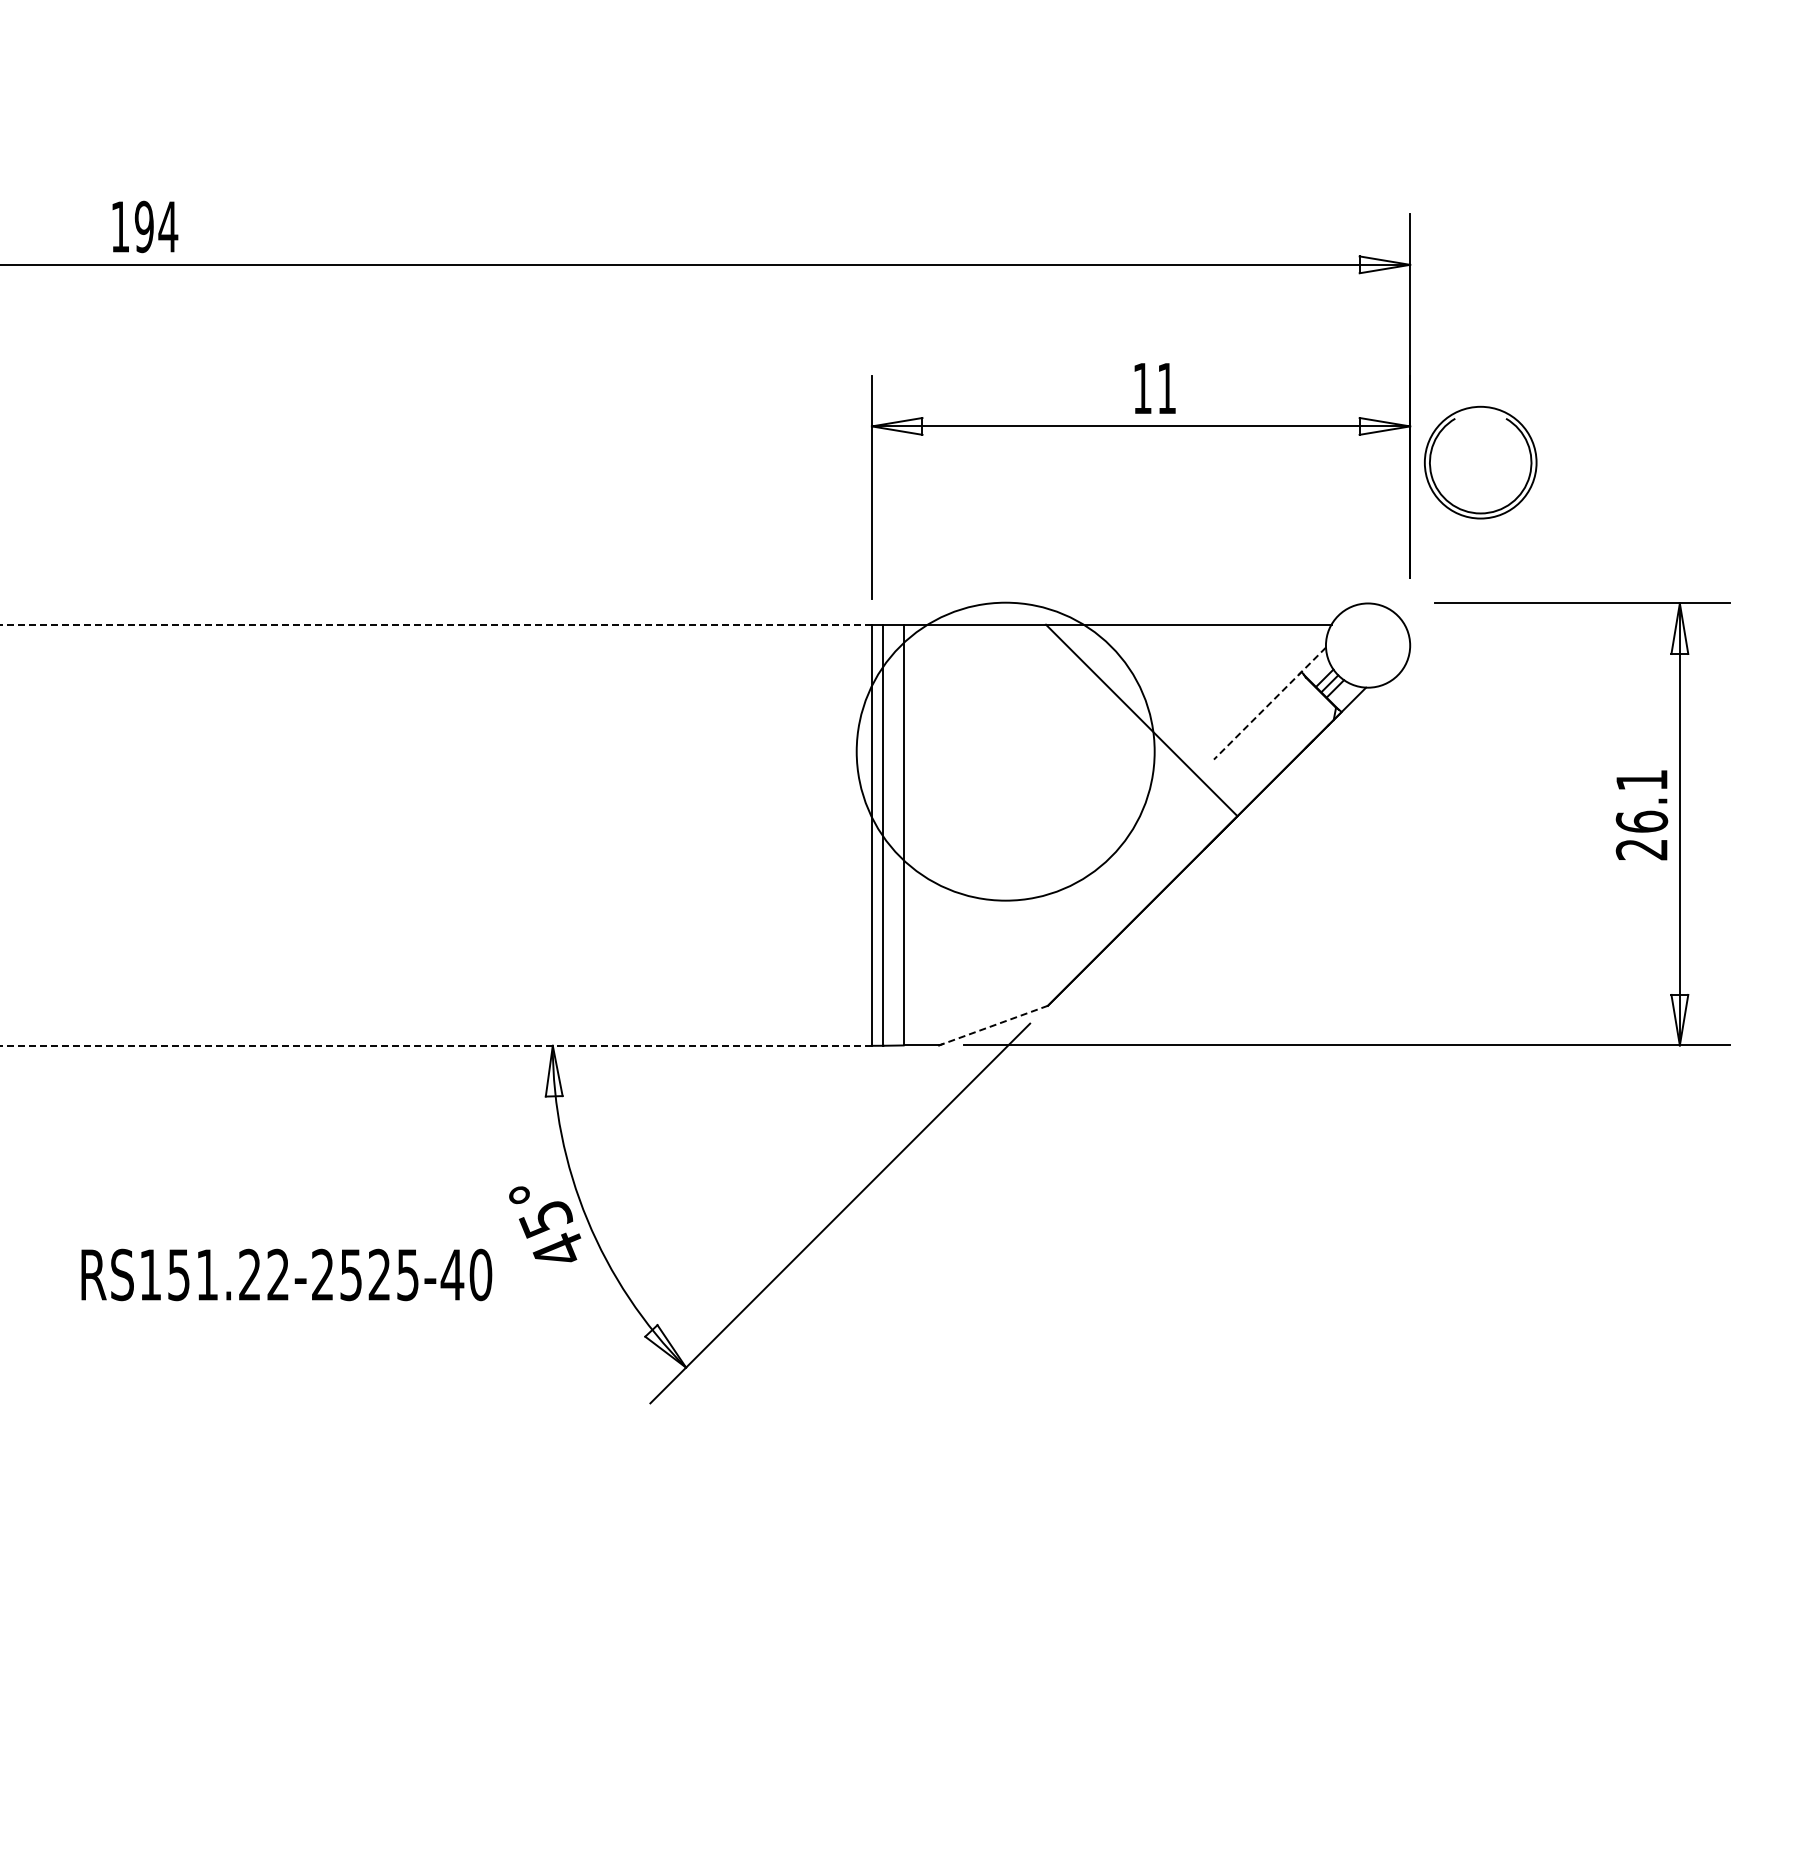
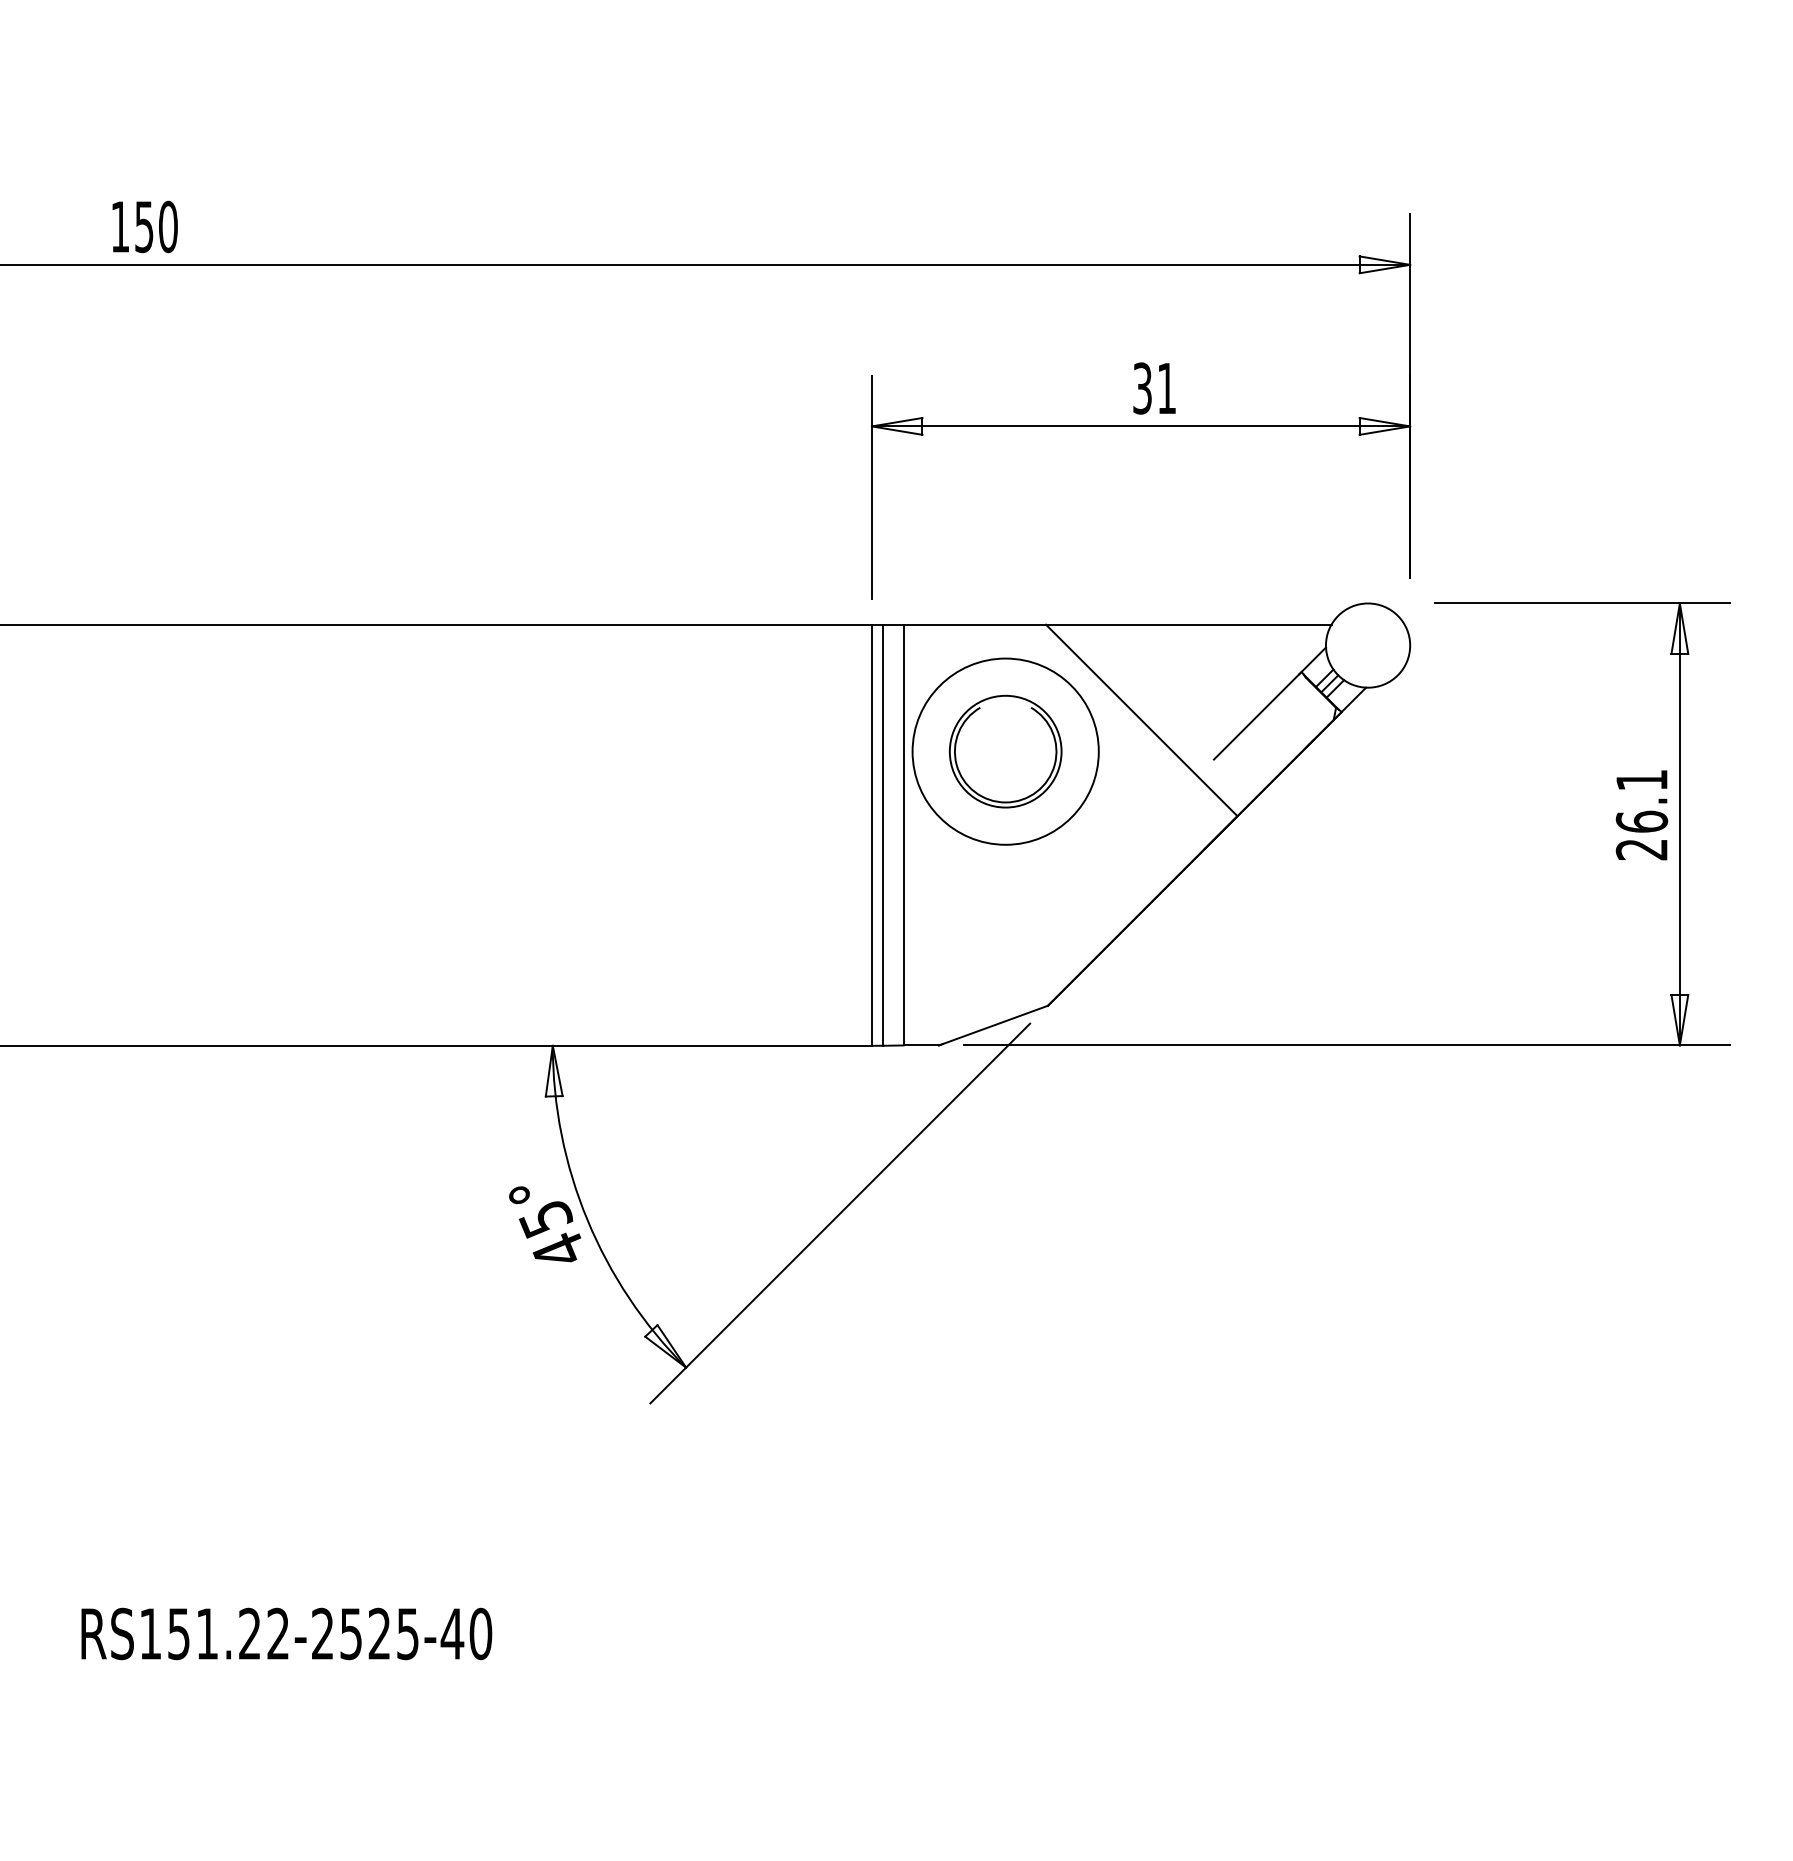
text: 194 -> 150 (156, 226)
text: 11 -> 31 (1142, 388)
part position: (1480, 462) -> (1005, 751) (1005, 751)
line: dashed -> solid (435, 624)
line: dashed -> solid (1269, 703)
circle diameter: 298 px -> 186 px (1005, 751)
line: dashed -> solid (993, 1025)
line: dashed -> solid (435, 1045)
text position: (286, 1274) -> (286, 1633) (286, 1633)
